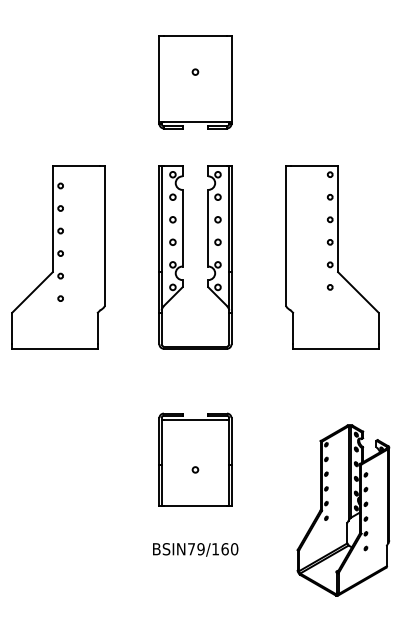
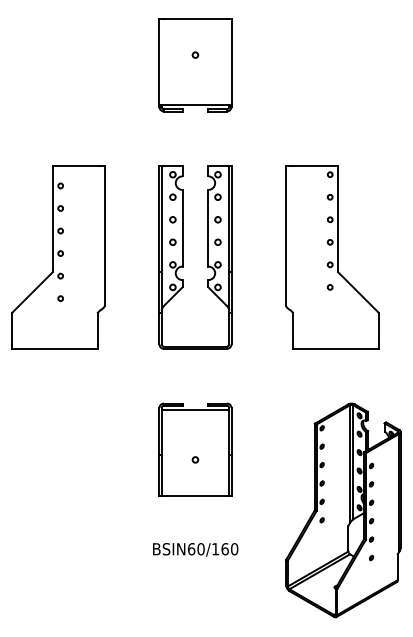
part position: (195, 82) -> (195, 65) (195, 65)
part position: (195, 459) -> (195, 449) (195, 449)
part size: 95x173 px -> 117x217 px (343, 510)
text: BSIN79/160 -> BSIN60/160 (196, 549)
